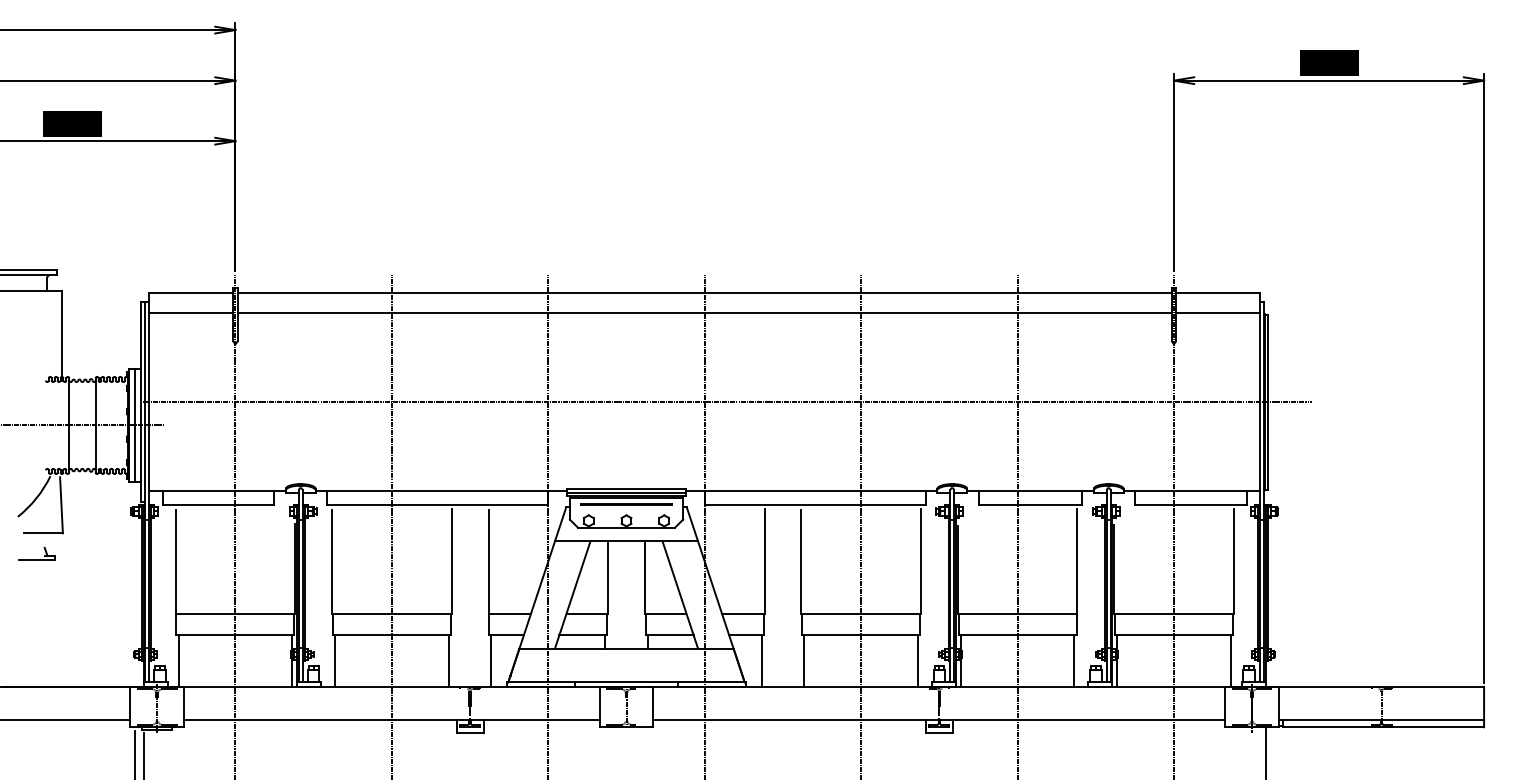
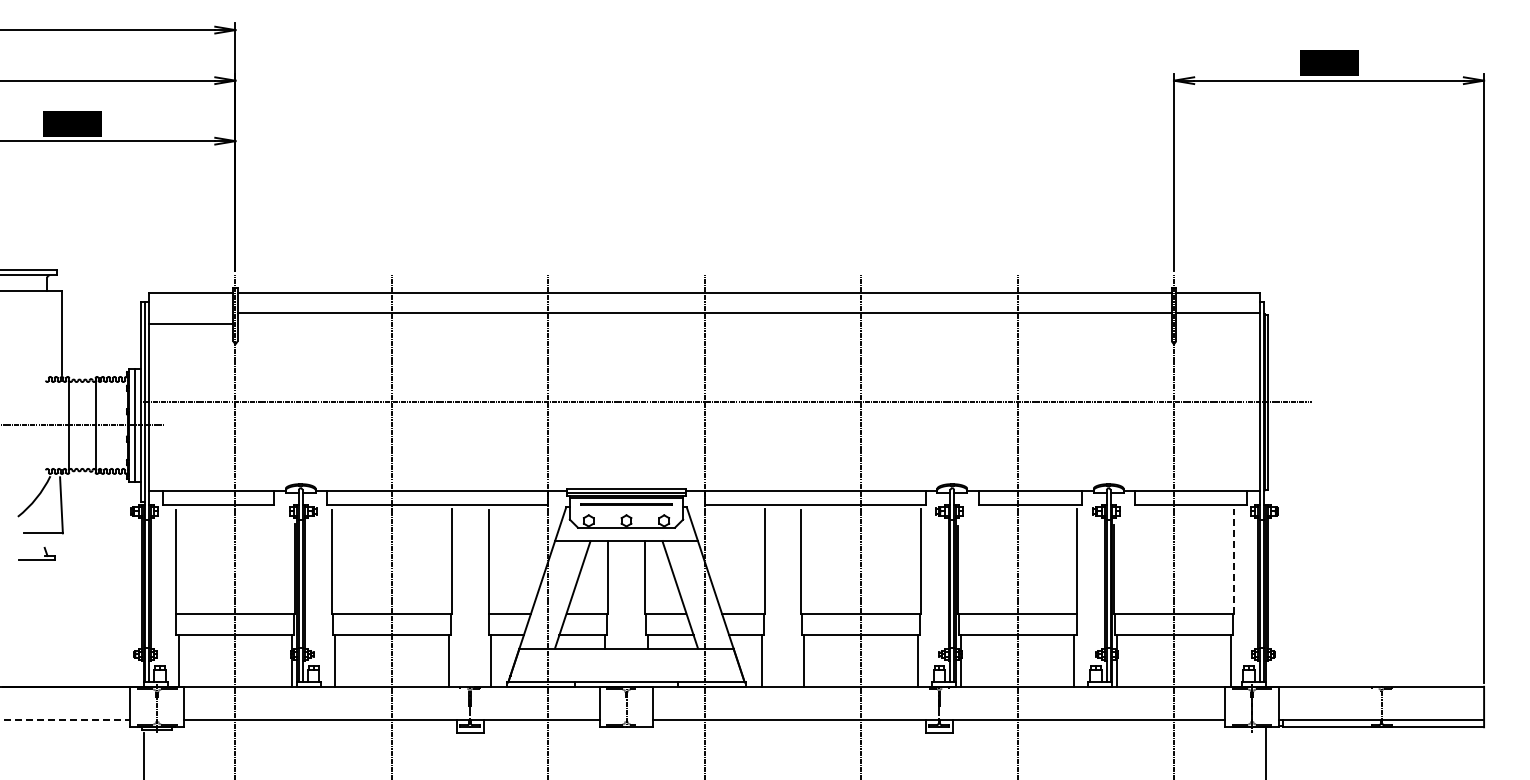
line position: (191, 313) -> (191, 324) (191, 324)
line: solid -> dashed (1233, 560)
line: solid -> dashed (65, 720)
line: present -> none (134, 753)
